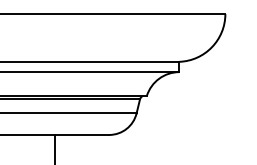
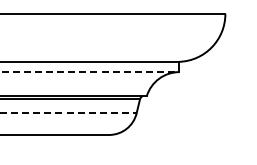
line: solid -> dashed (90, 72)
line: solid -> dashed (68, 113)
line: present -> none (54, 147)
